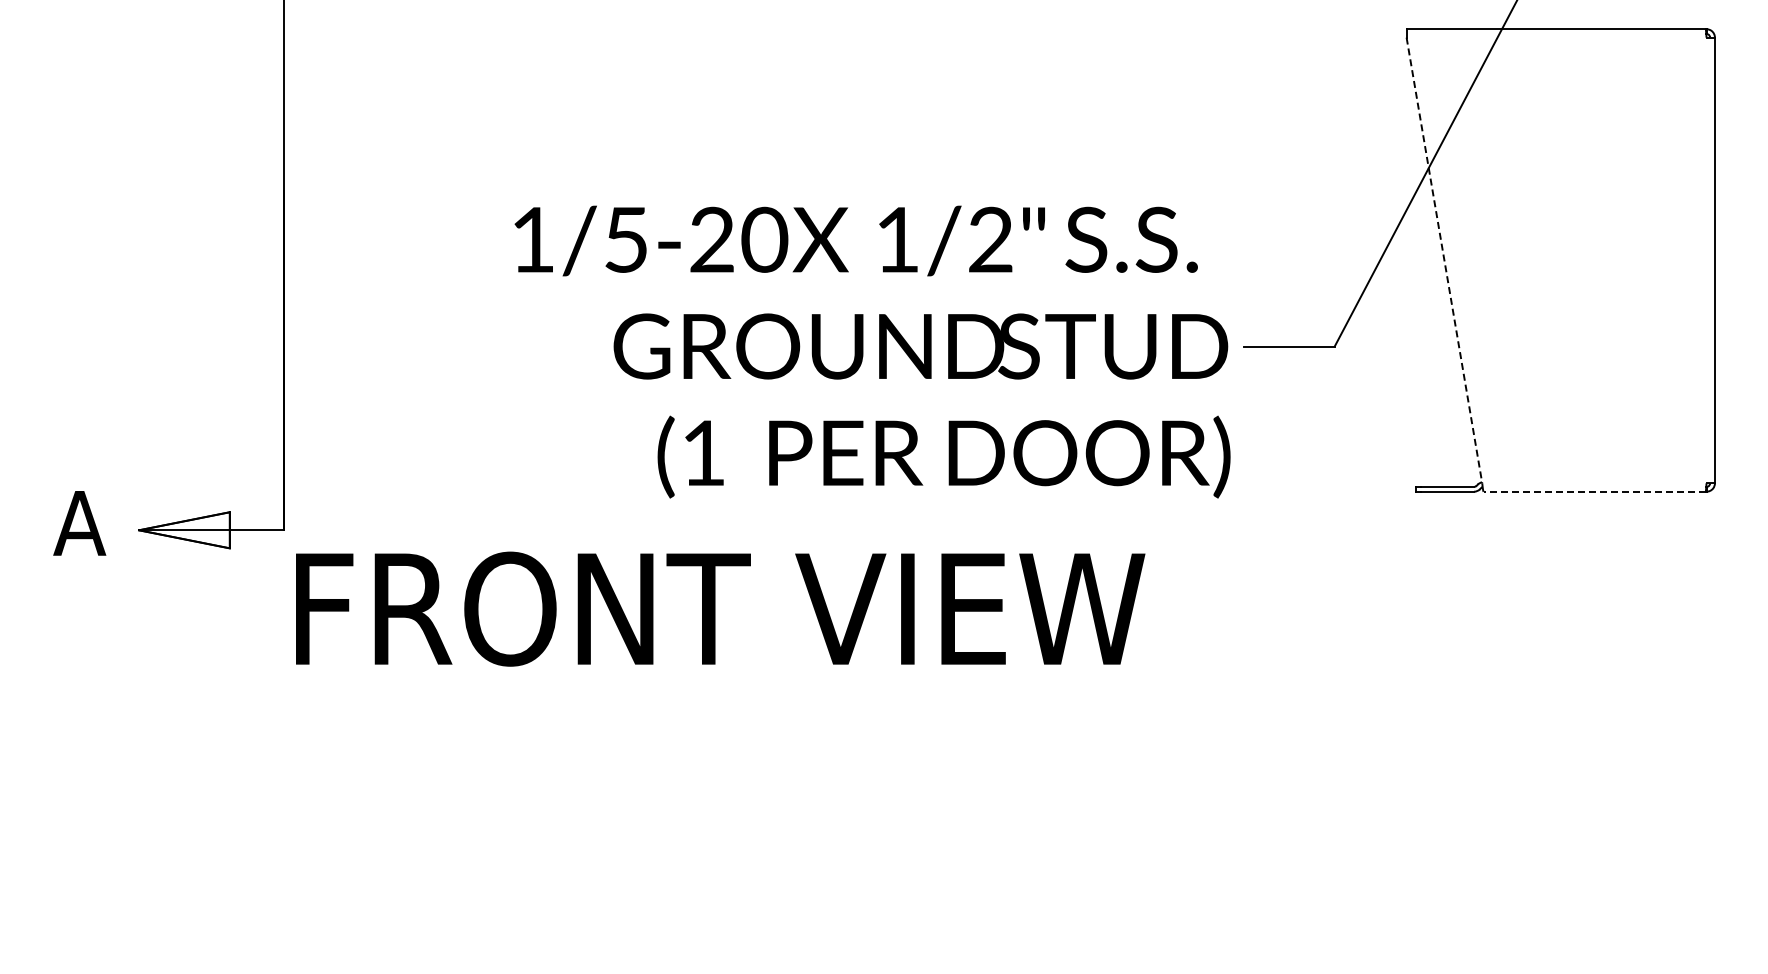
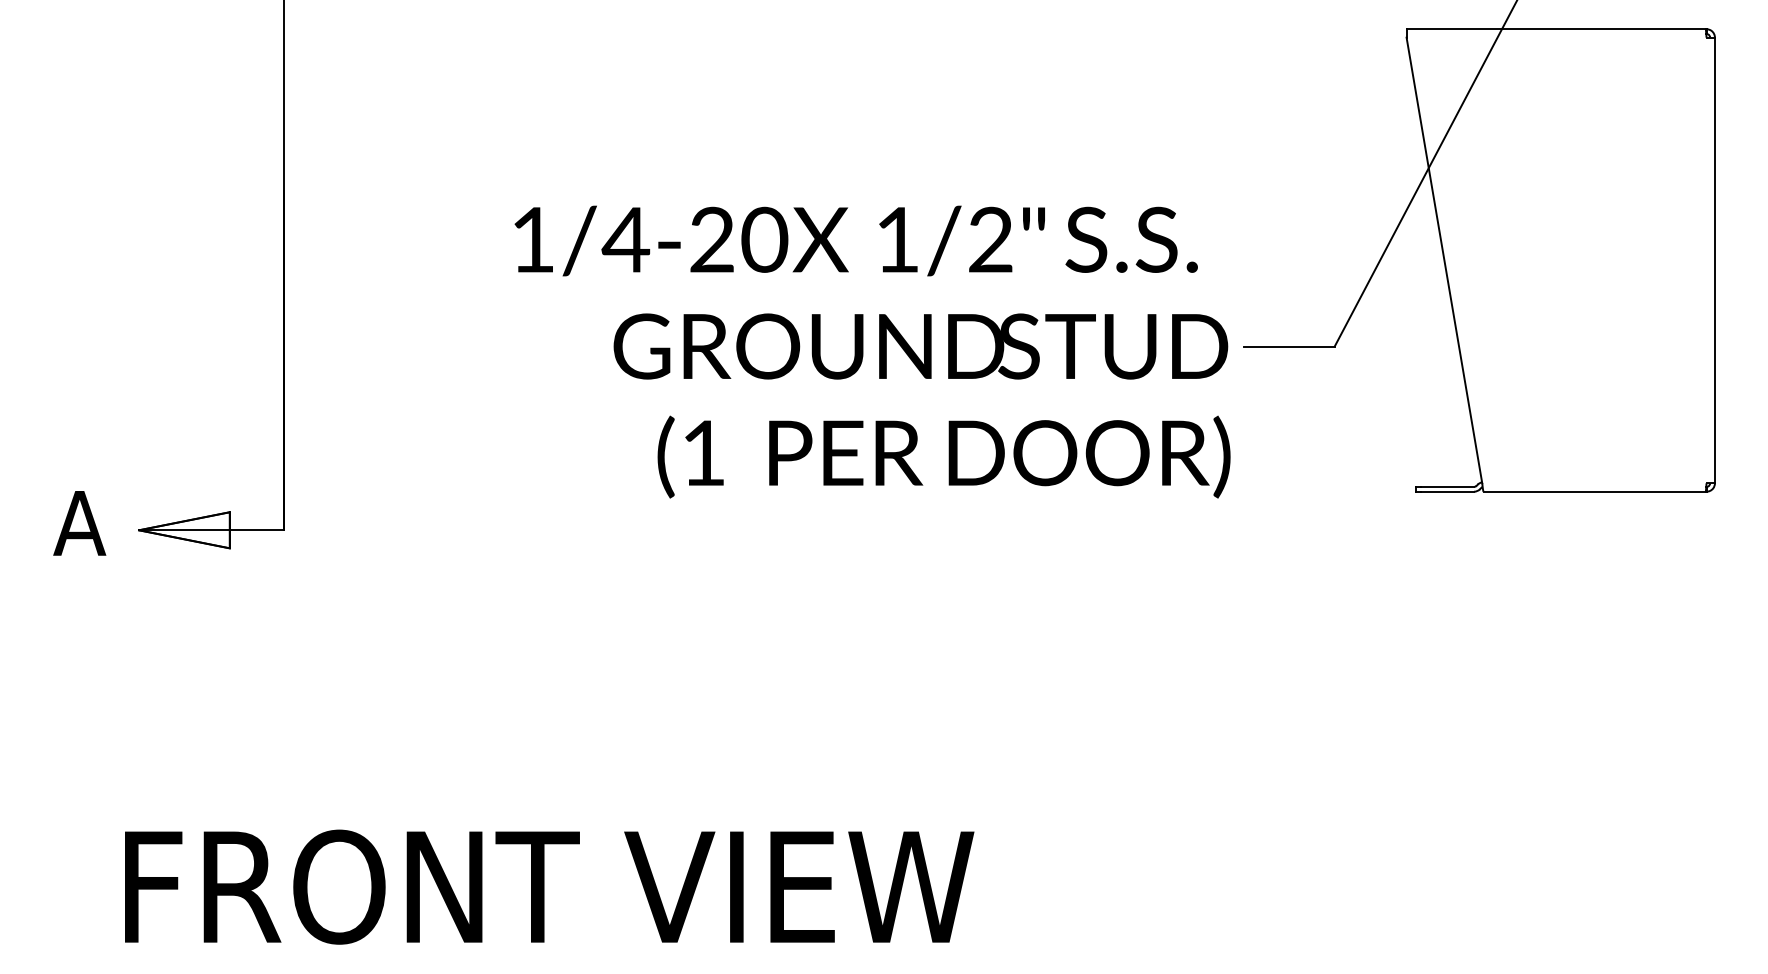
text: 1/5-20 -> 1/4-20 (625, 239)
line: dashed -> solid (1444, 260)
line: dashed -> solid (1594, 491)
text position: (720, 608) -> (549, 886) (549, 886)
